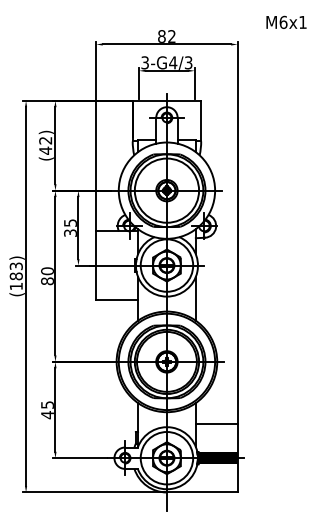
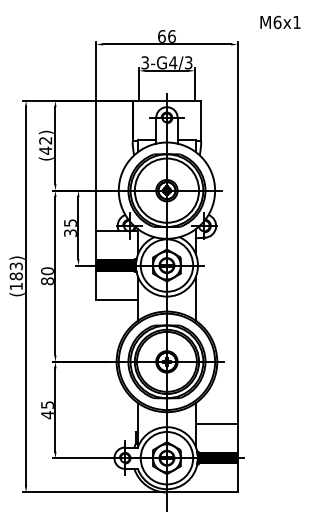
text position: (286, 21) -> (280, 21) (280, 21)
text: 82 -> 66 (166, 36)
fill: none -> present (115, 265)
